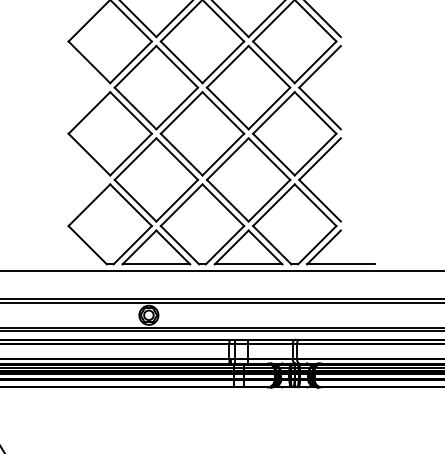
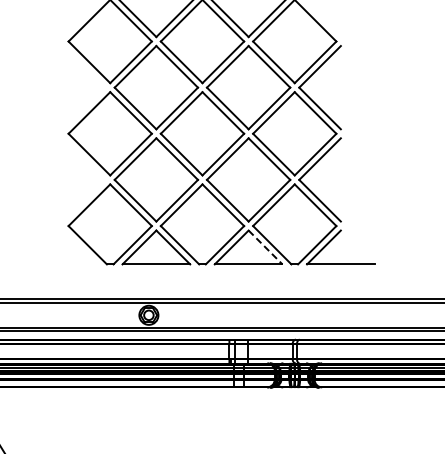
line: present -> none (323, 19)
line: solid -> dashed (265, 247)
line: present -> none (221, 270)
